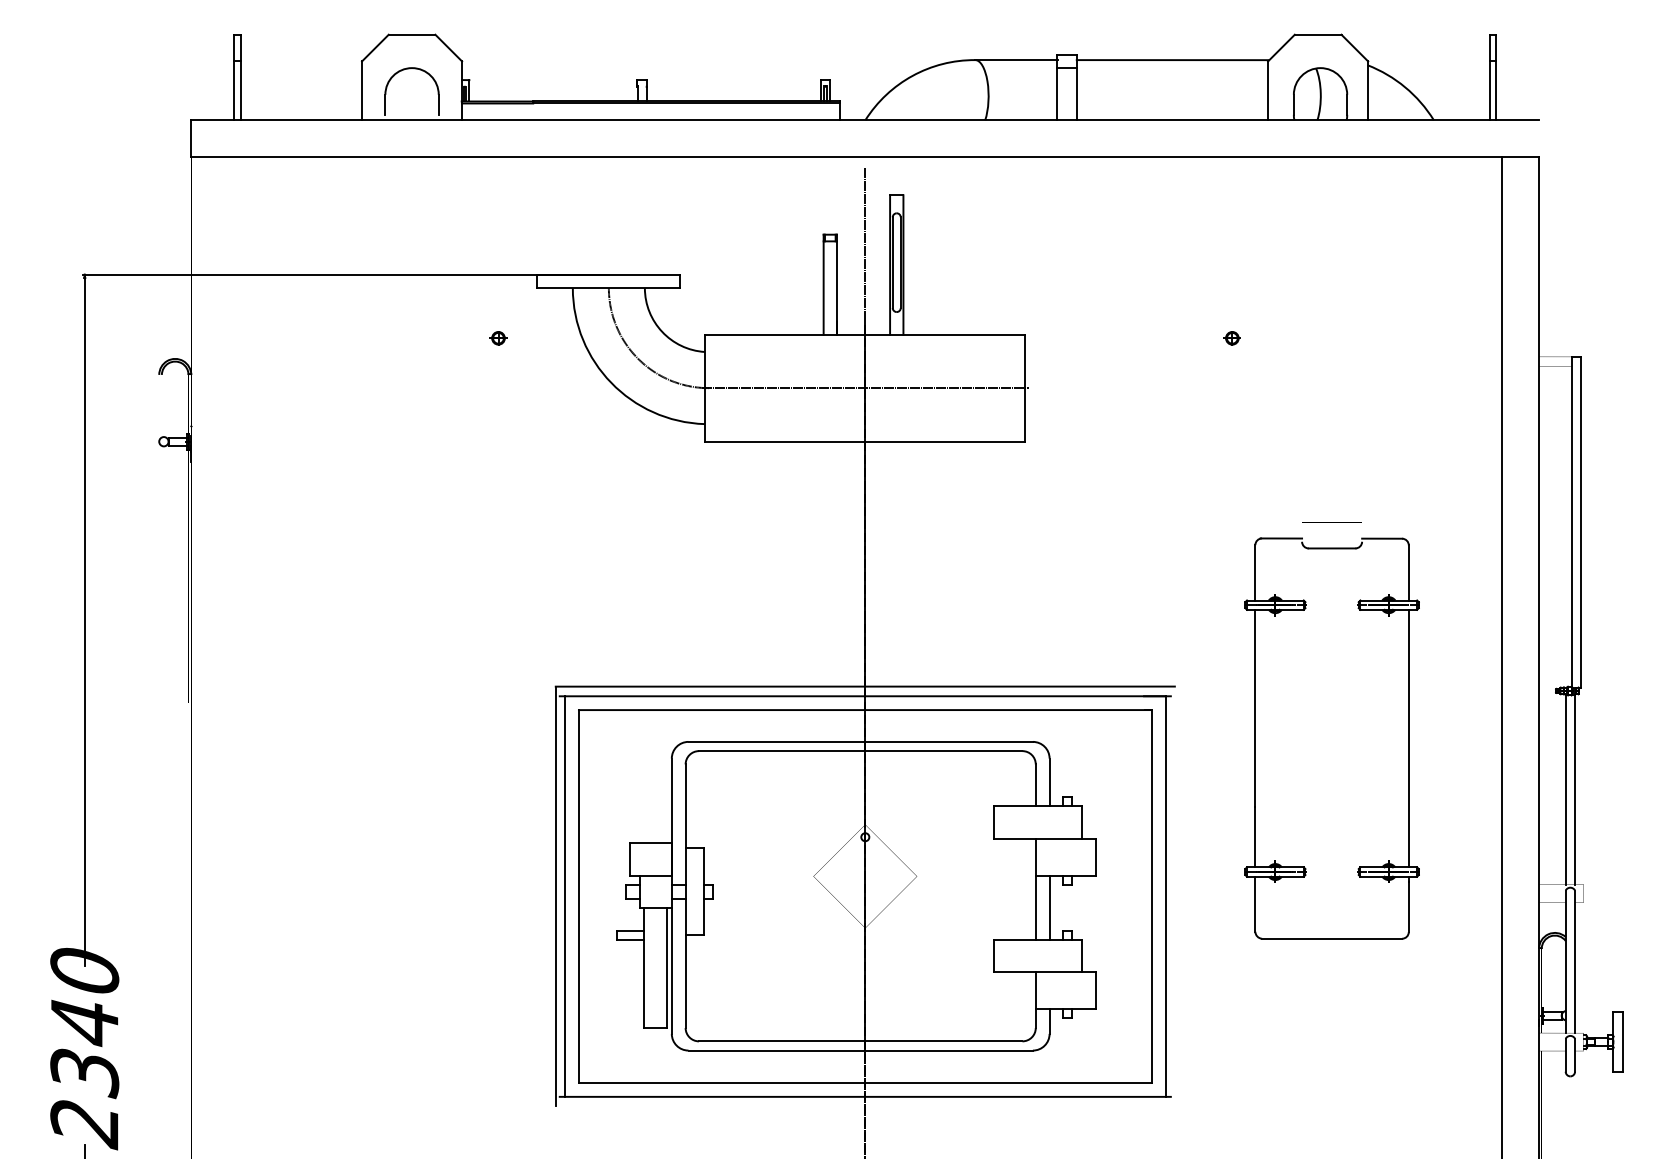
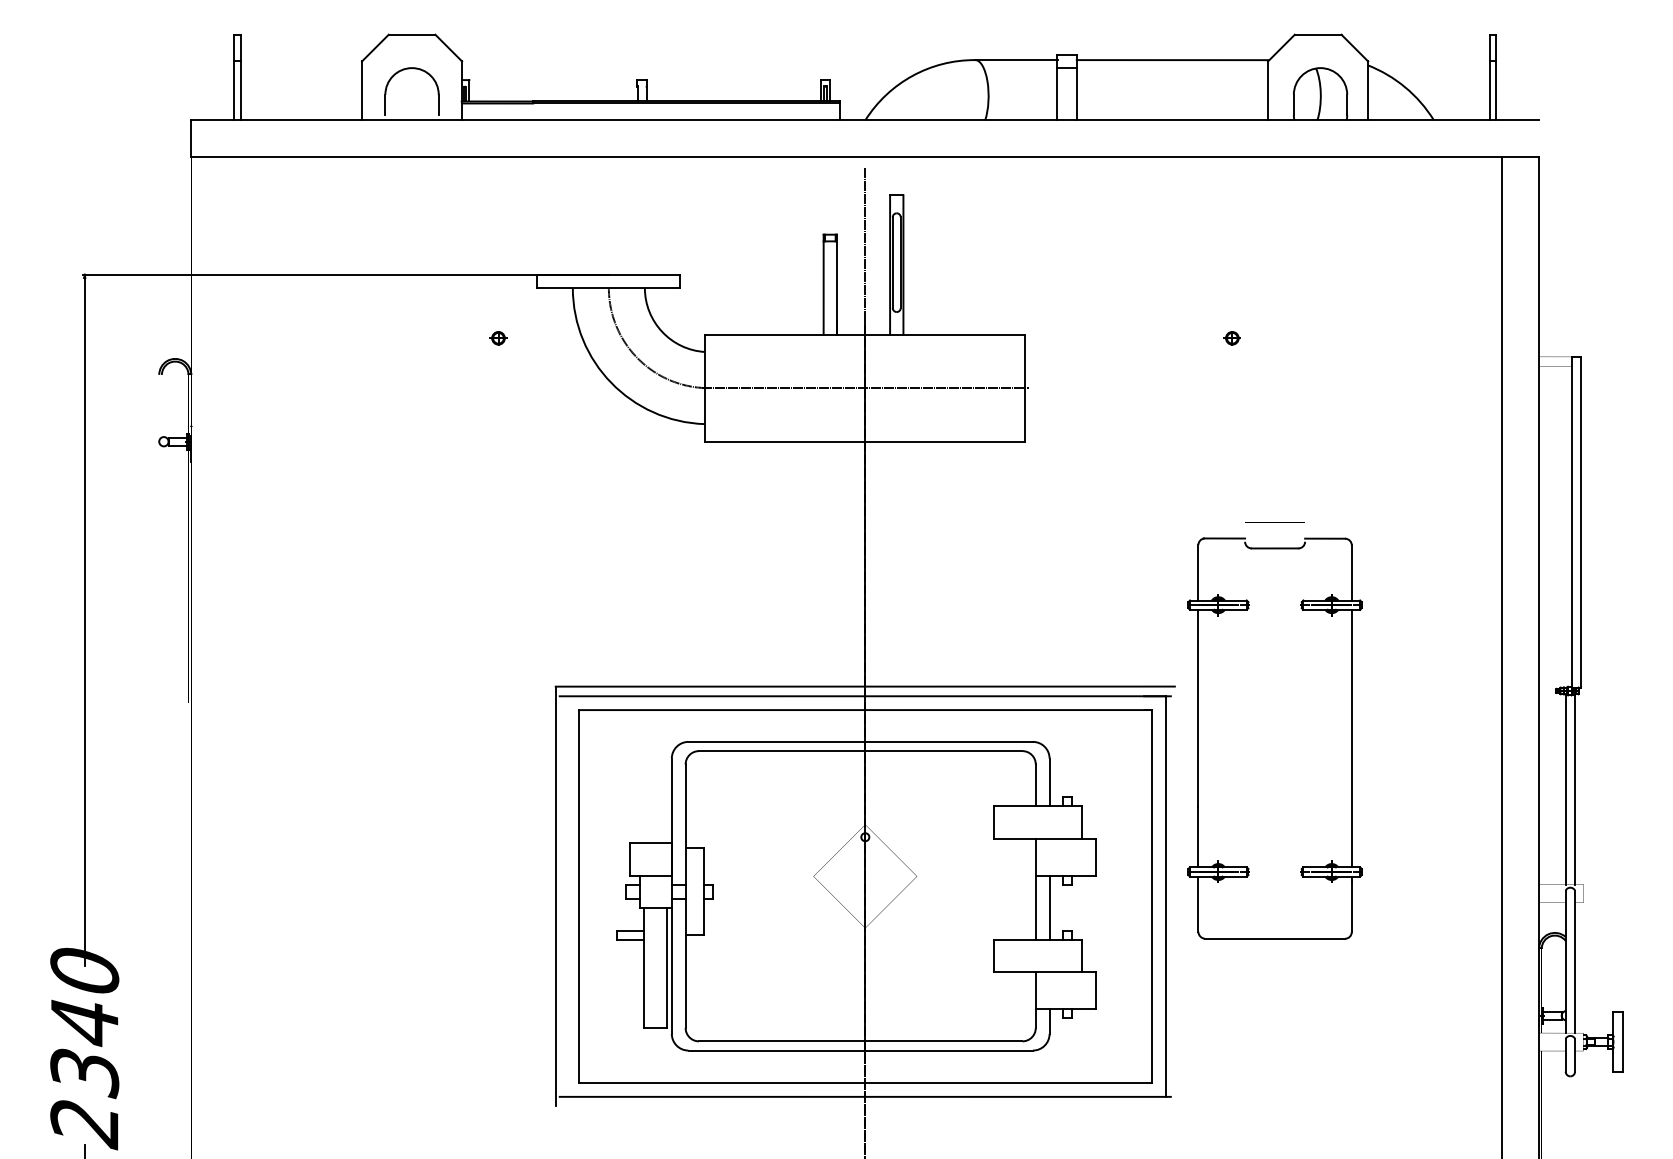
part position: (1255, 730) -> (1198, 730) (1198, 730)
line: present -> none (565, 896)
